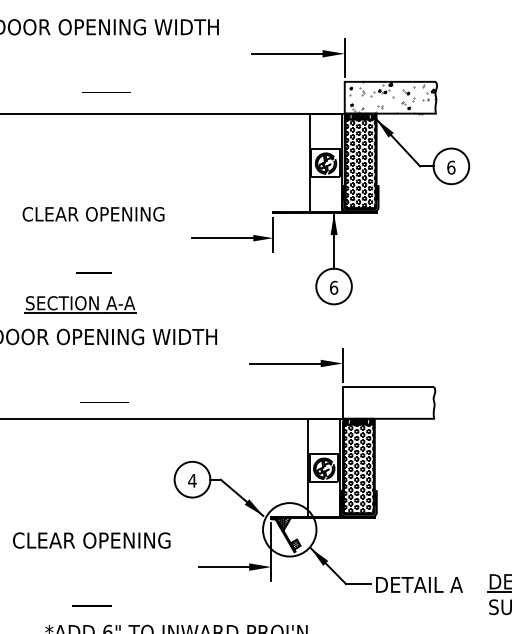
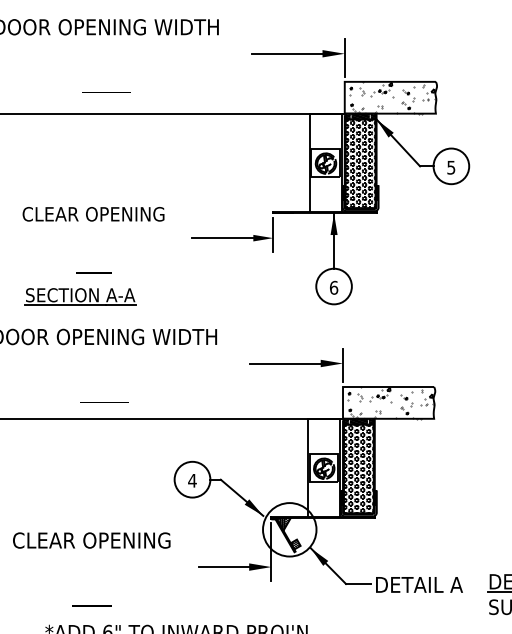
text: 6 -> 5 (451, 167)
part position: (80, 304) -> (80, 296) (80, 296)
hatch: none -> present (391, 402)
